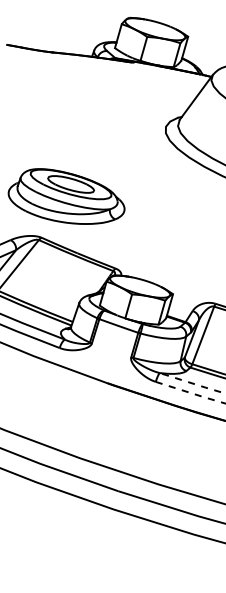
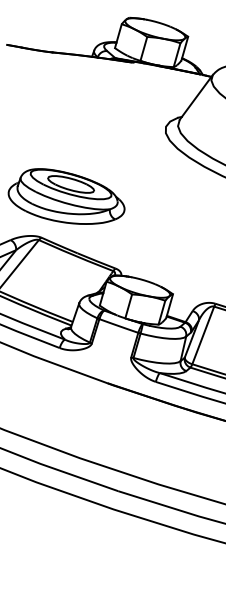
line: dashed -> solid (192, 383)
line: dashed -> solid (191, 393)
